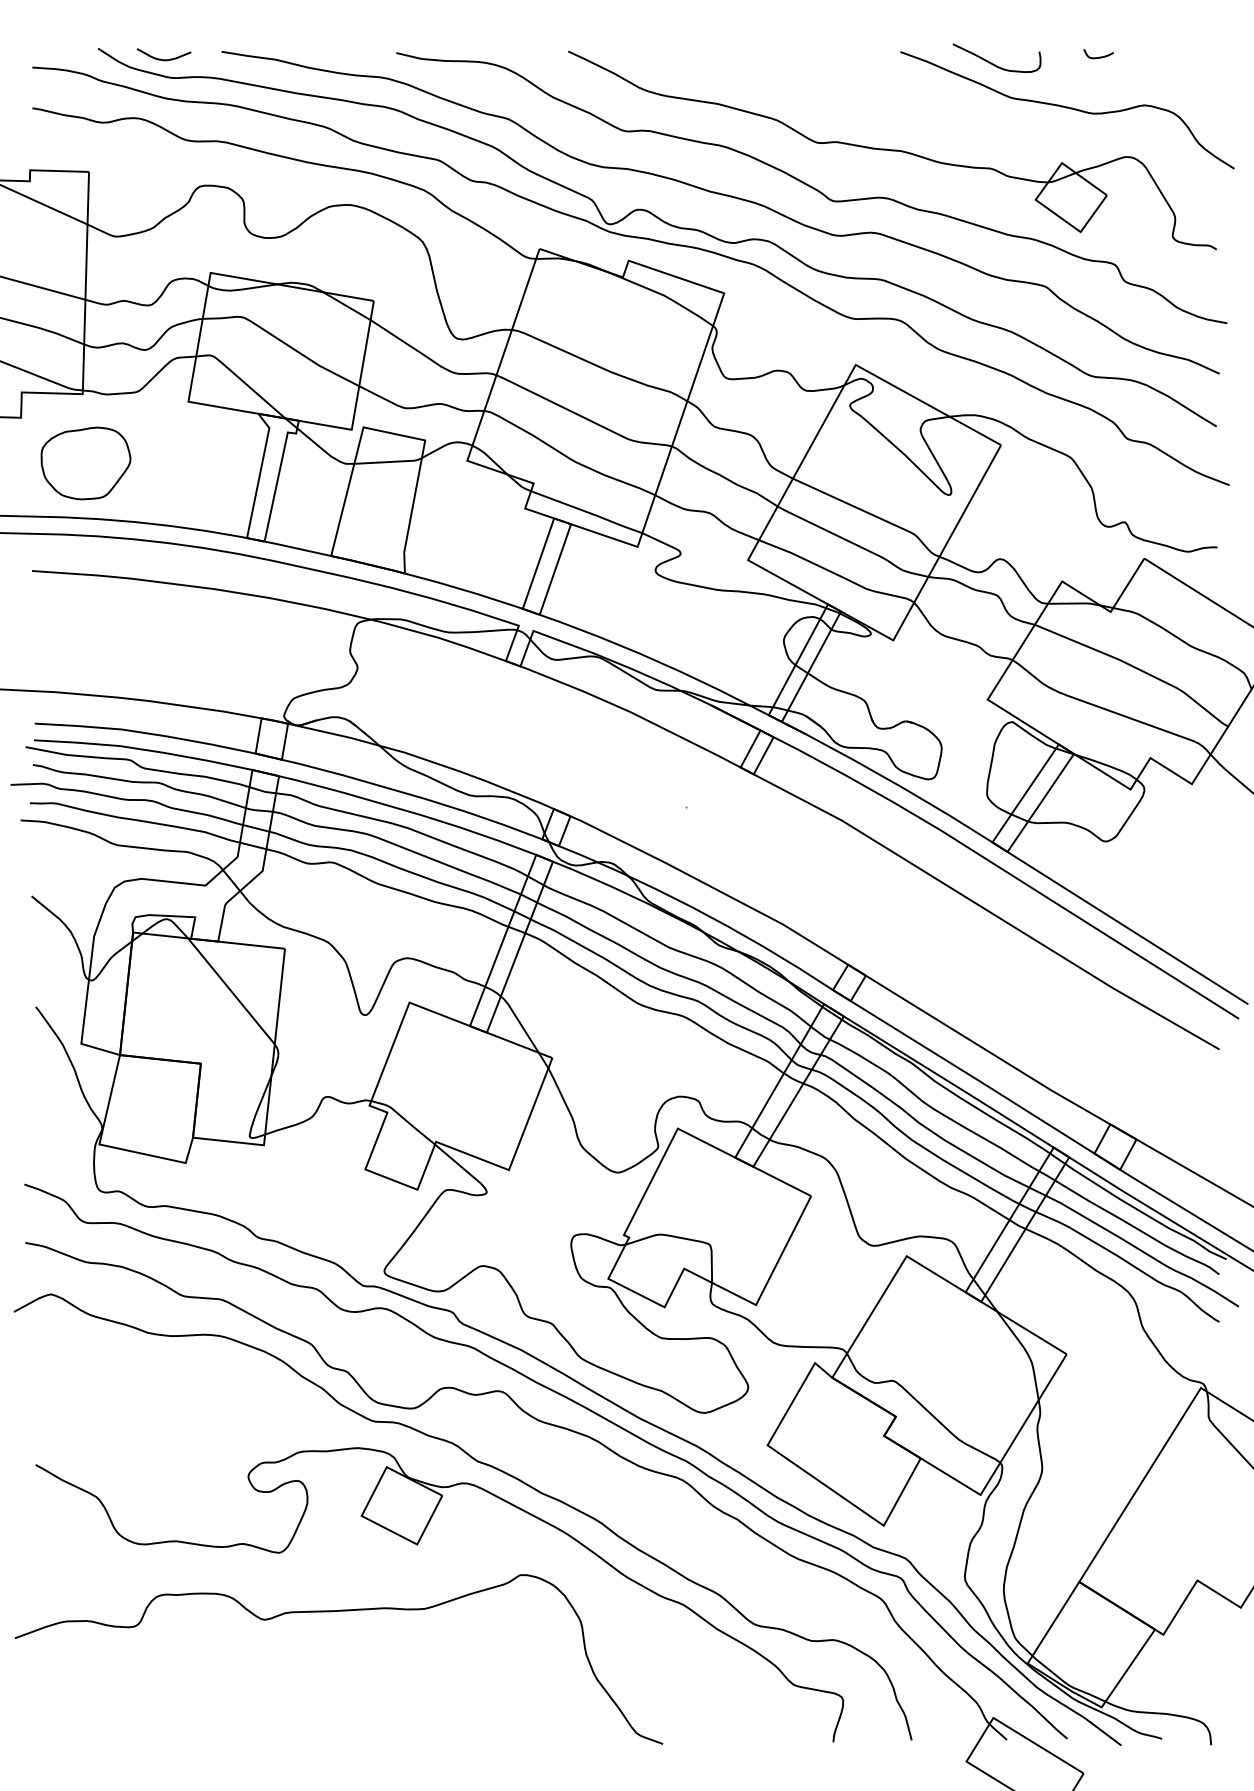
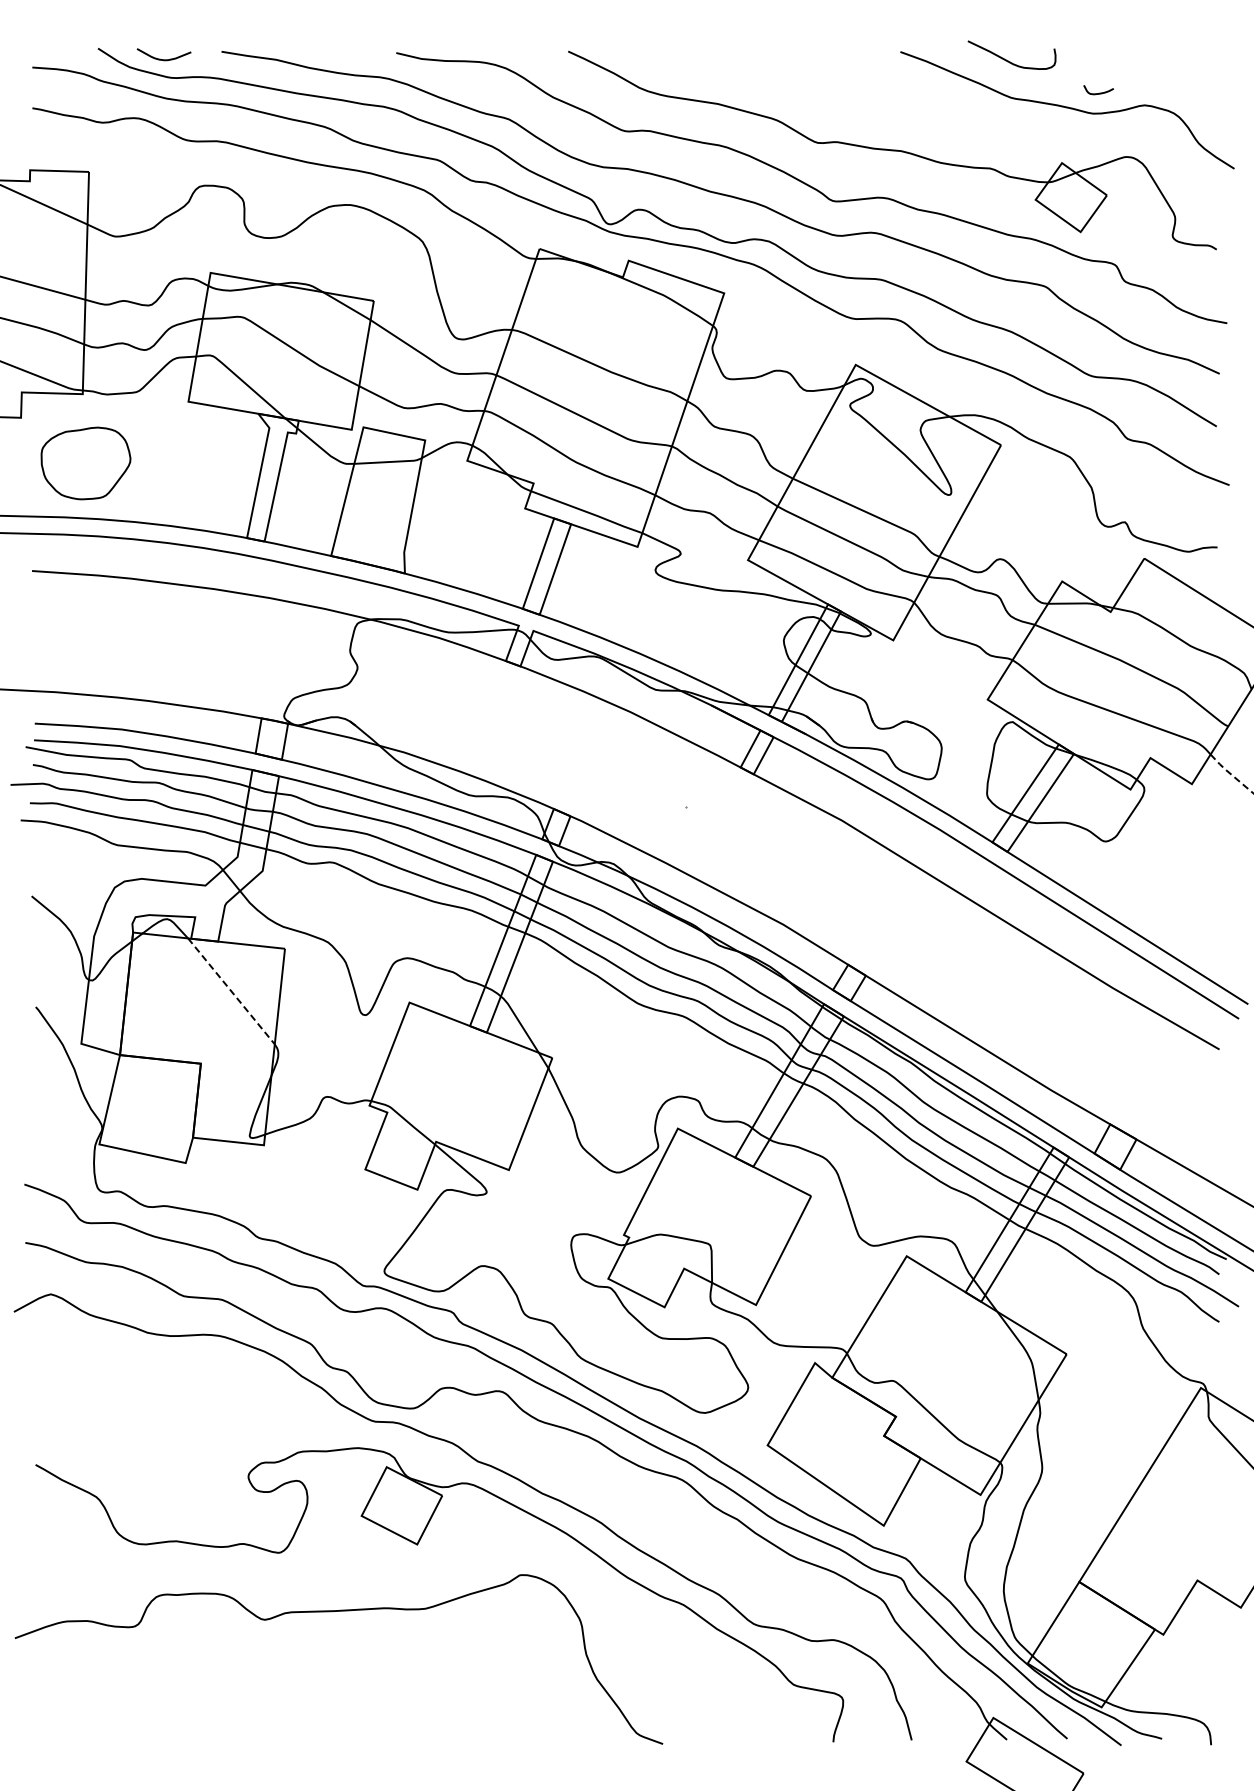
curve position: (1099, 56) -> (1099, 92) (1099, 92)
curve position: (993, 63) -> (1008, 60) (1008, 60)
line: solid -> dashed (1230, 773)
line: solid -> dashed (231, 991)
